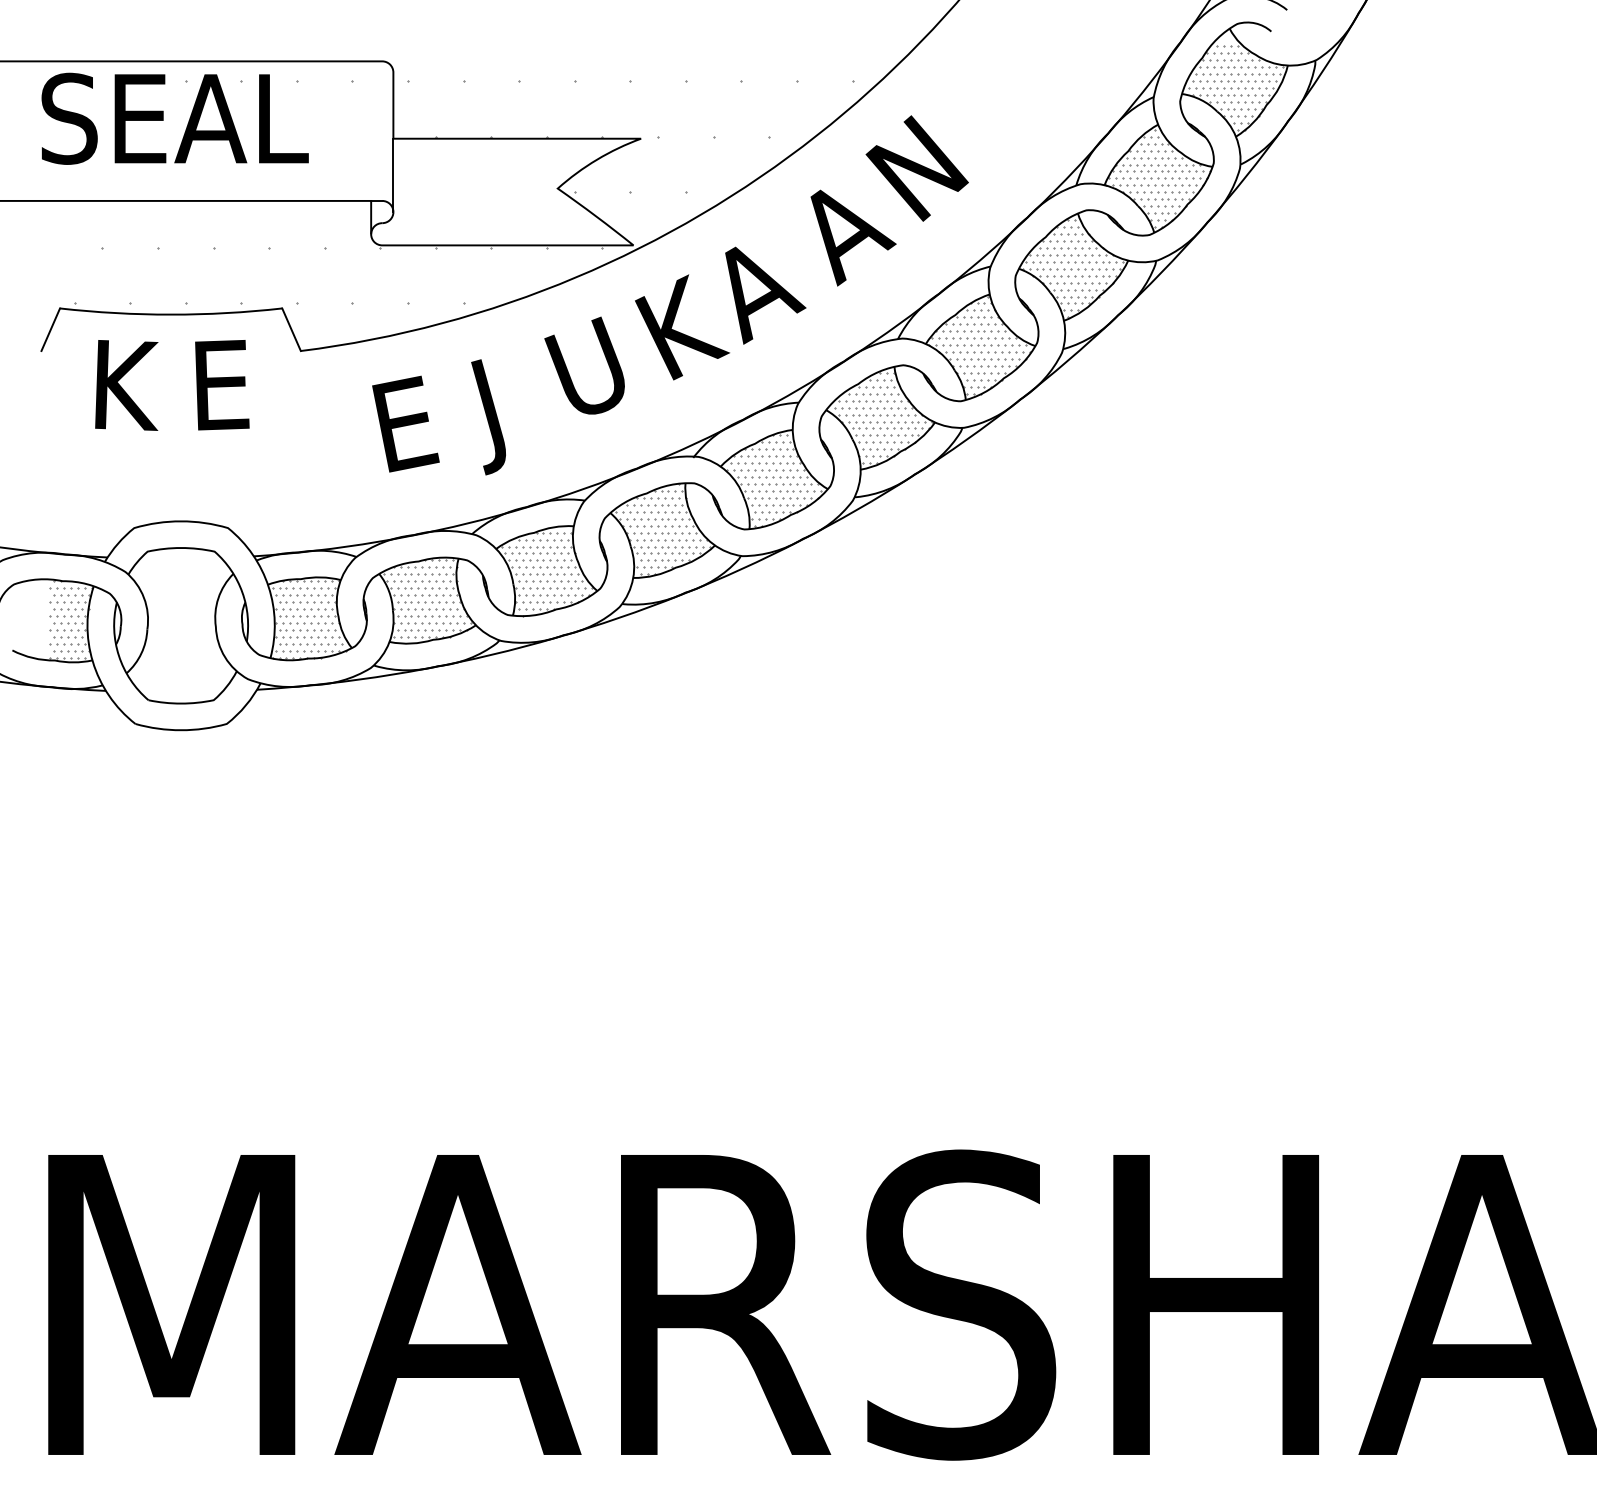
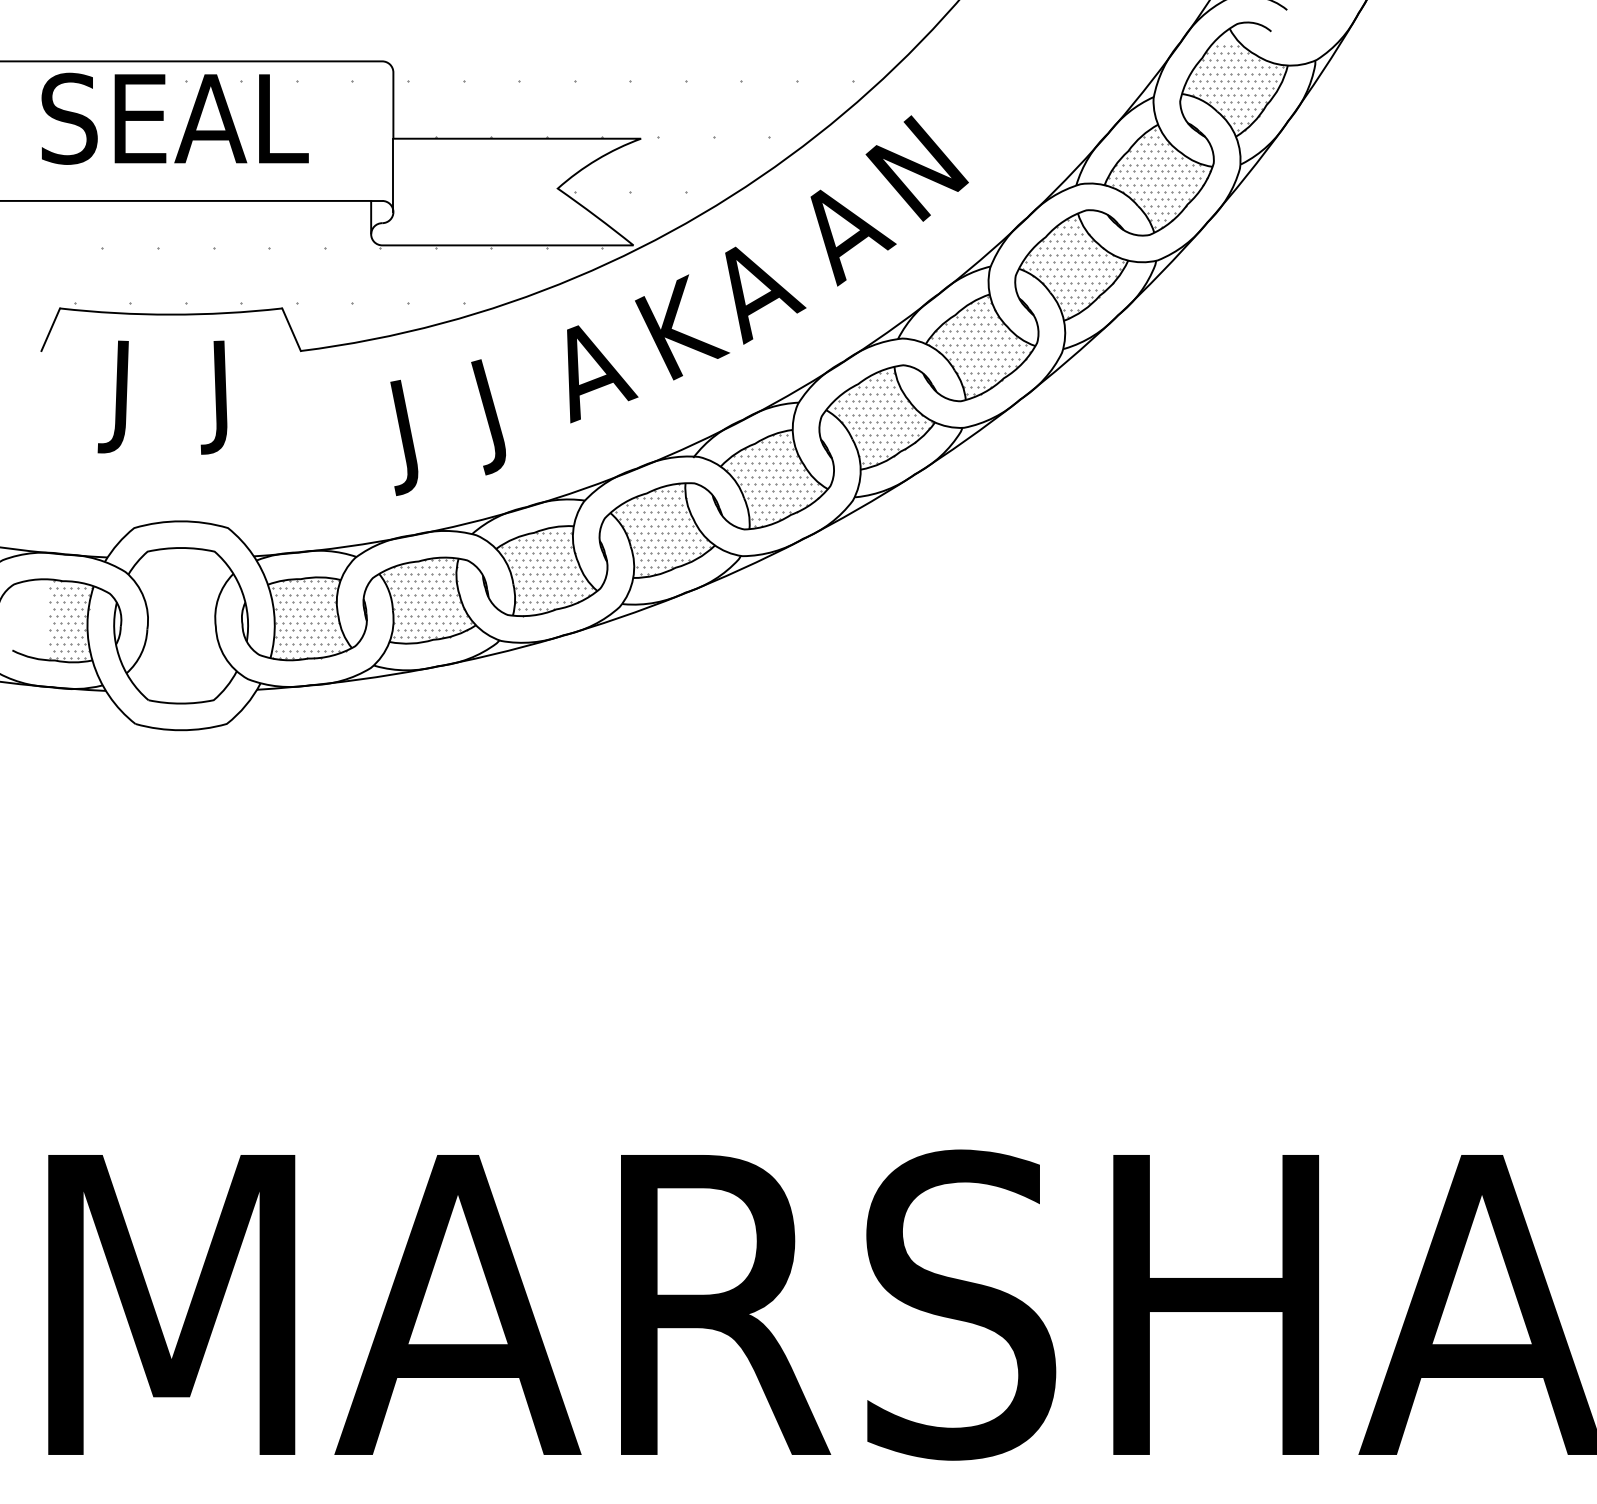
text: U -> A (591, 369)
text: K -> J (126, 396)
text: E -> J (222, 397)
text: E -> J (405, 435)
